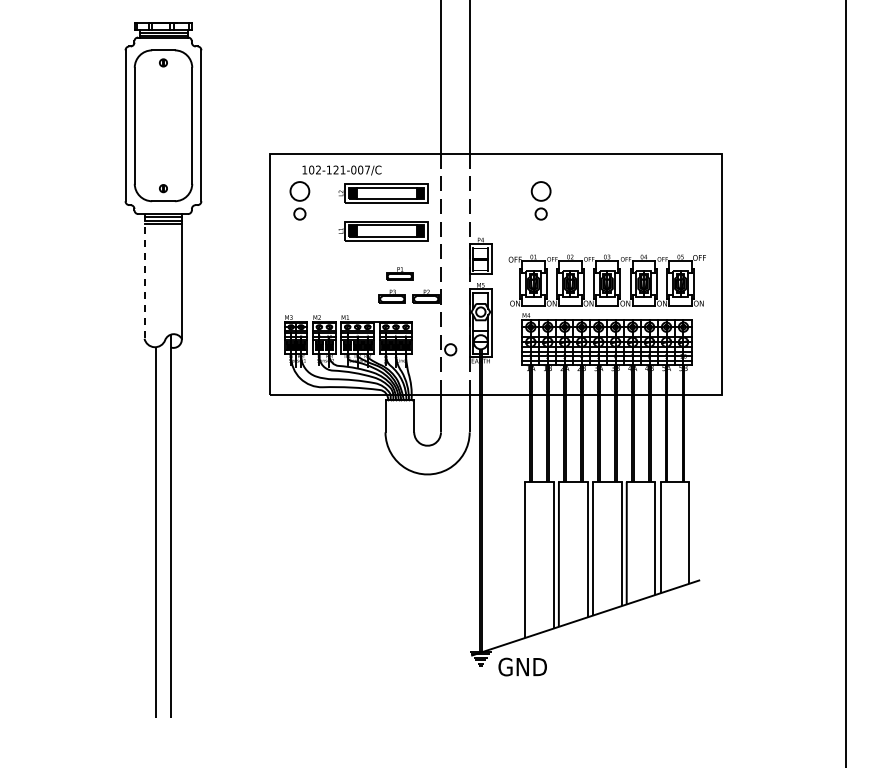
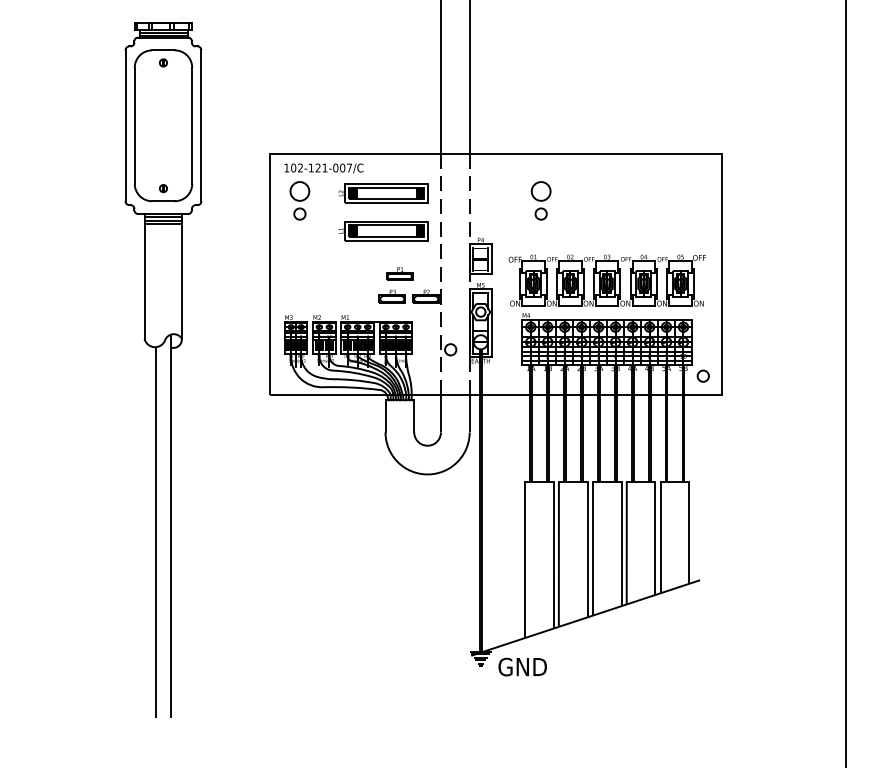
text position: (341, 170) -> (323, 168) (323, 168)
line: dashed -> solid (144, 276)
circle: none -> present (702, 375)
